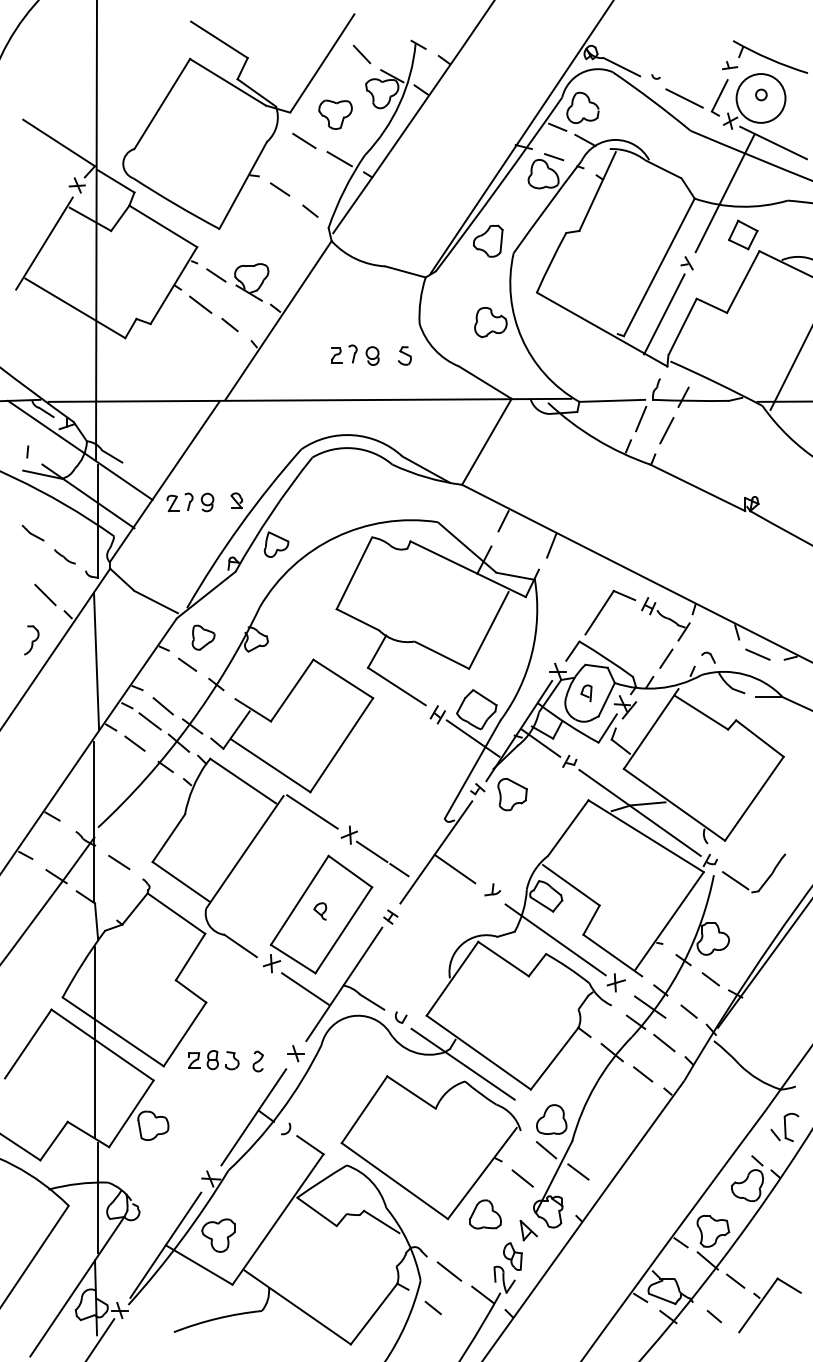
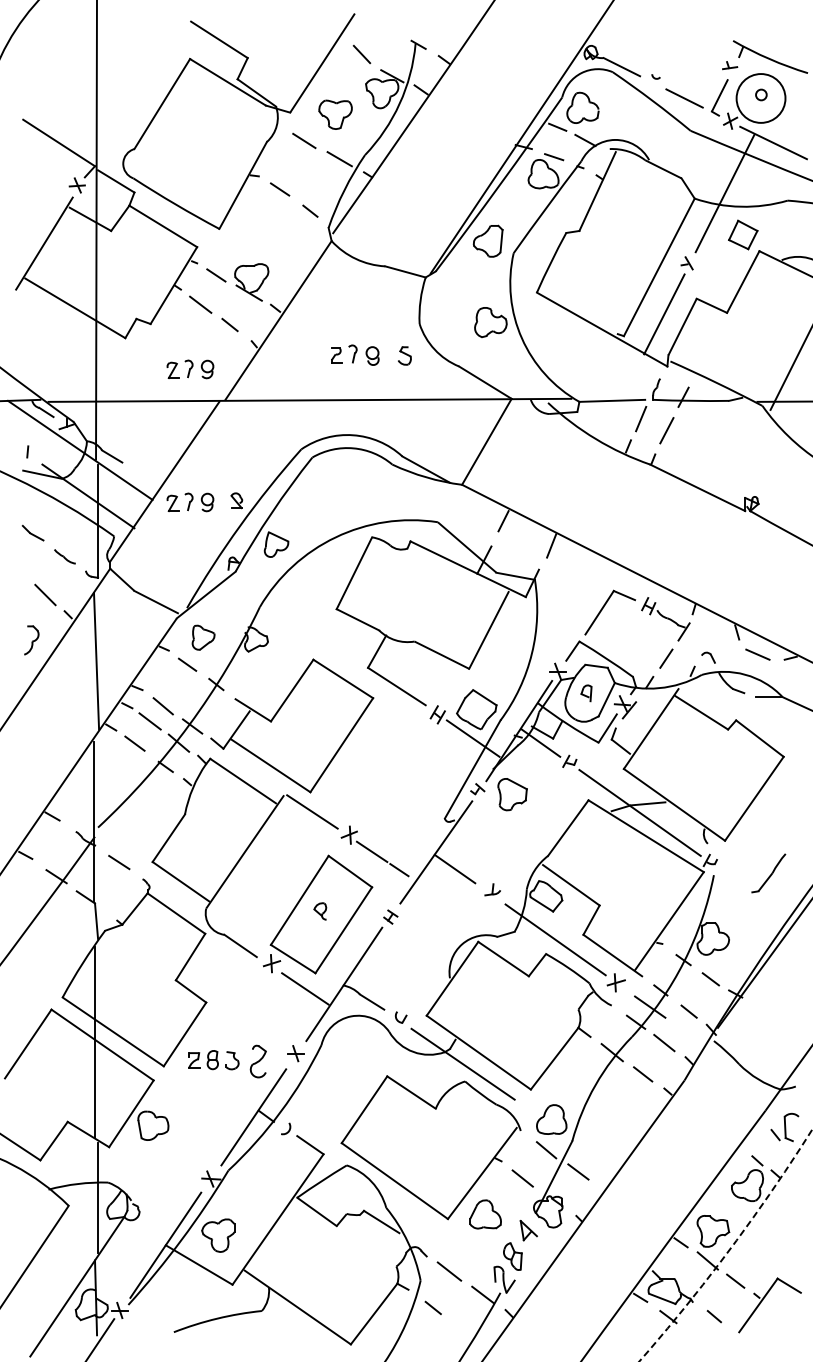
part: none -> present (190, 369)
line: present -> none (735, 880)
part size: 12x23 px -> 18x35 px (257, 1061)
arc: solid -> dashed (730, 1248)
